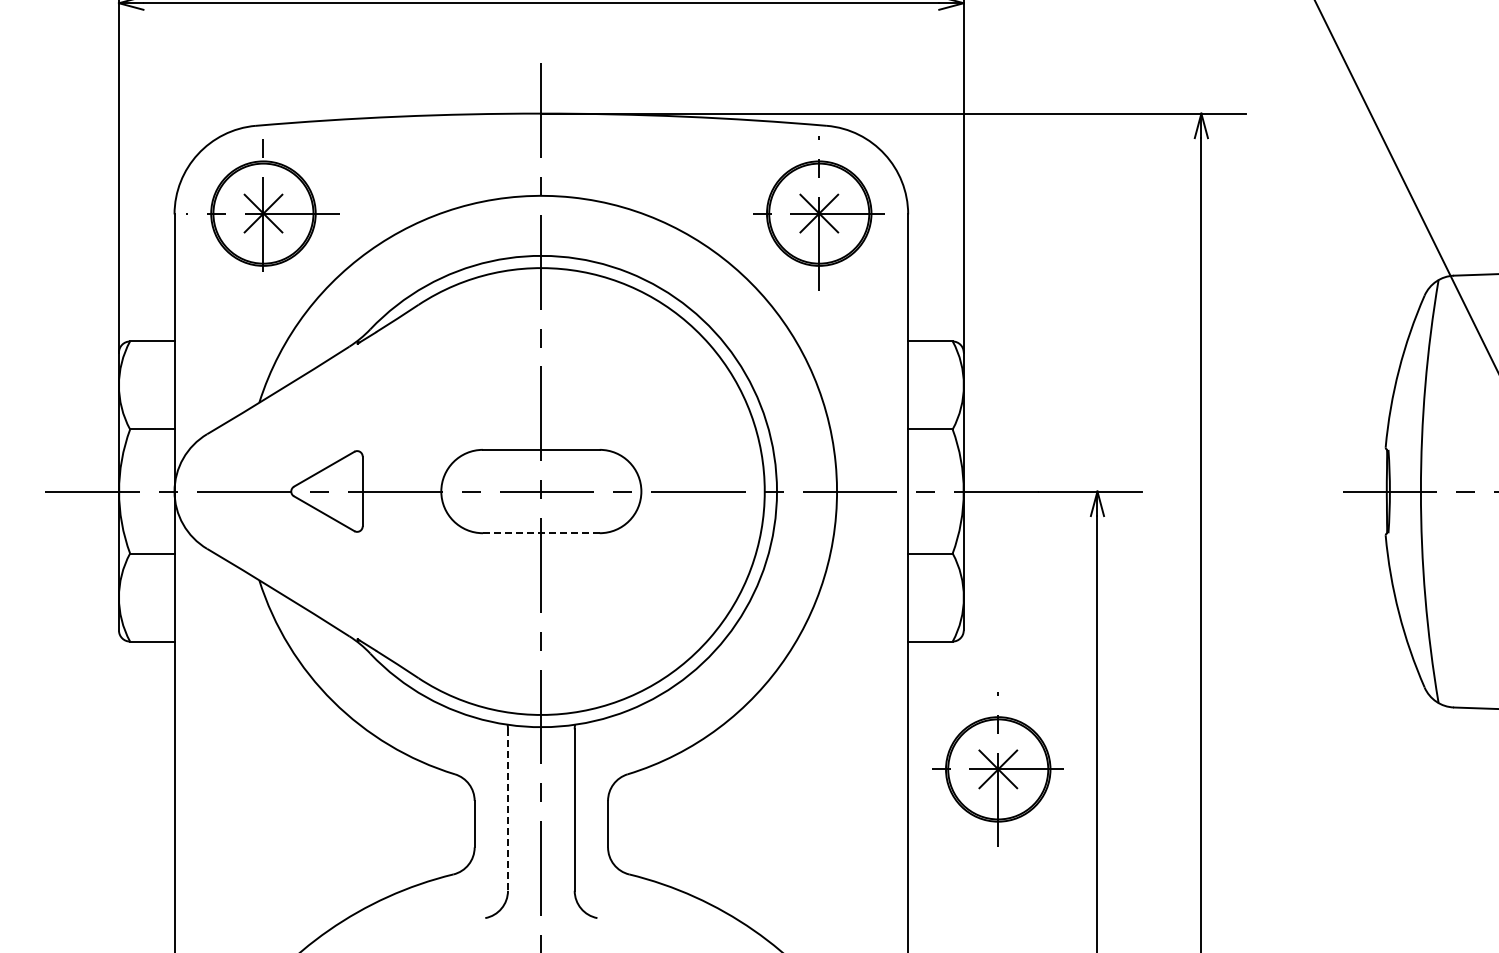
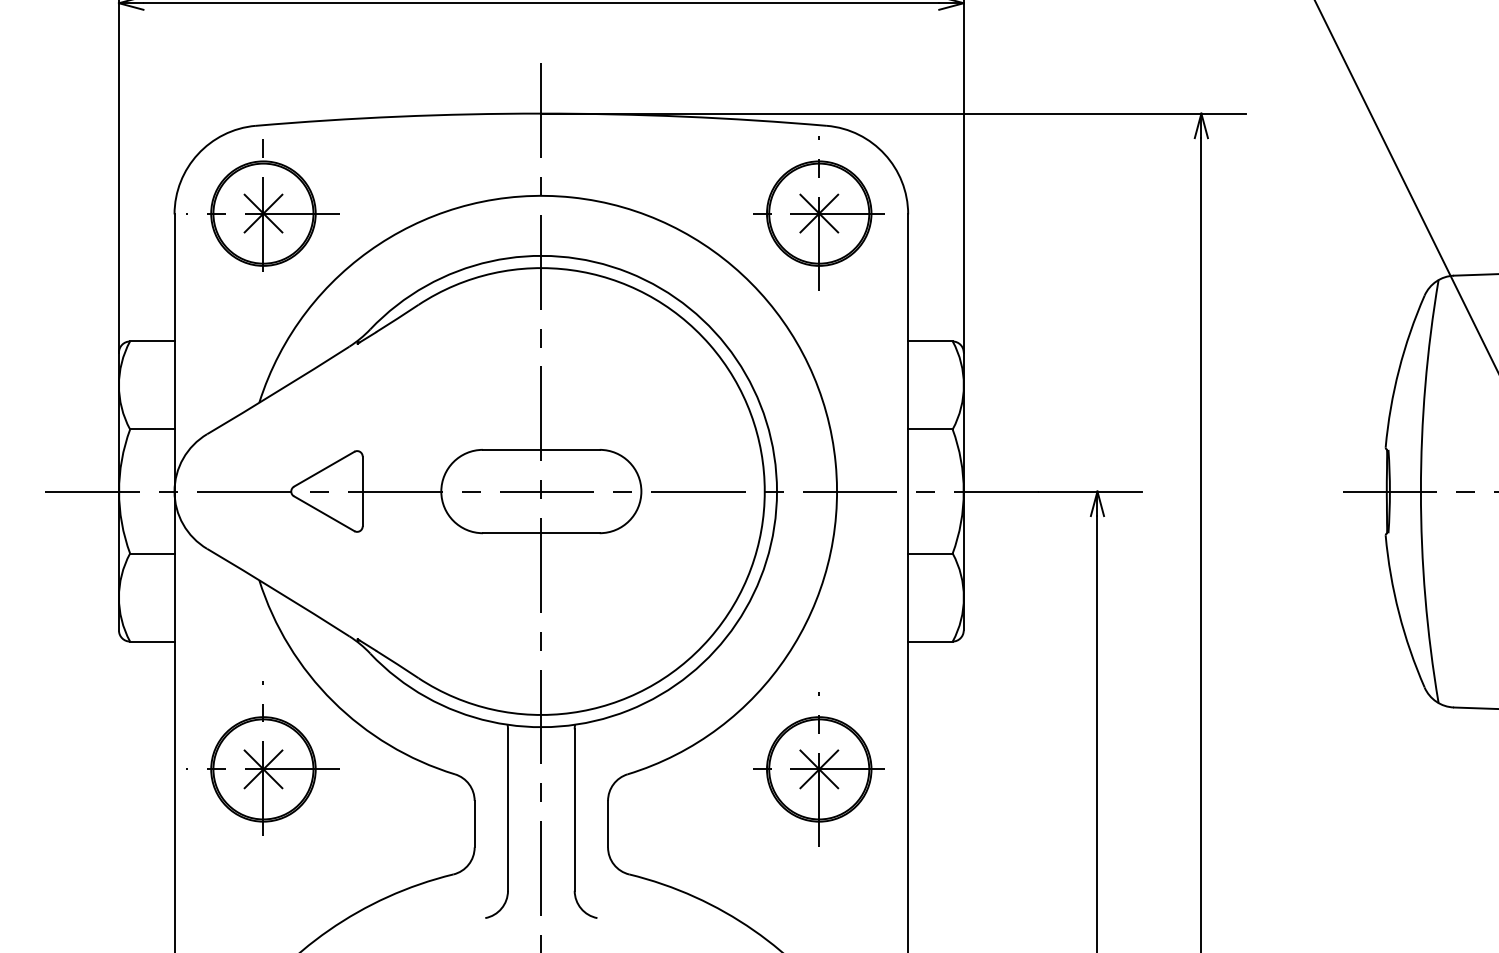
line: dashed -> solid (541, 533)
part: none -> present (262, 758)
part position: (997, 769) -> (818, 769) (818, 769)
line: dashed -> solid (508, 810)
